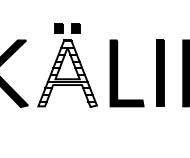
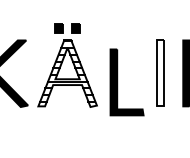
part position: (118, 73) -> (118, 82) (118, 82)
fill: present -> none (160, 73)
